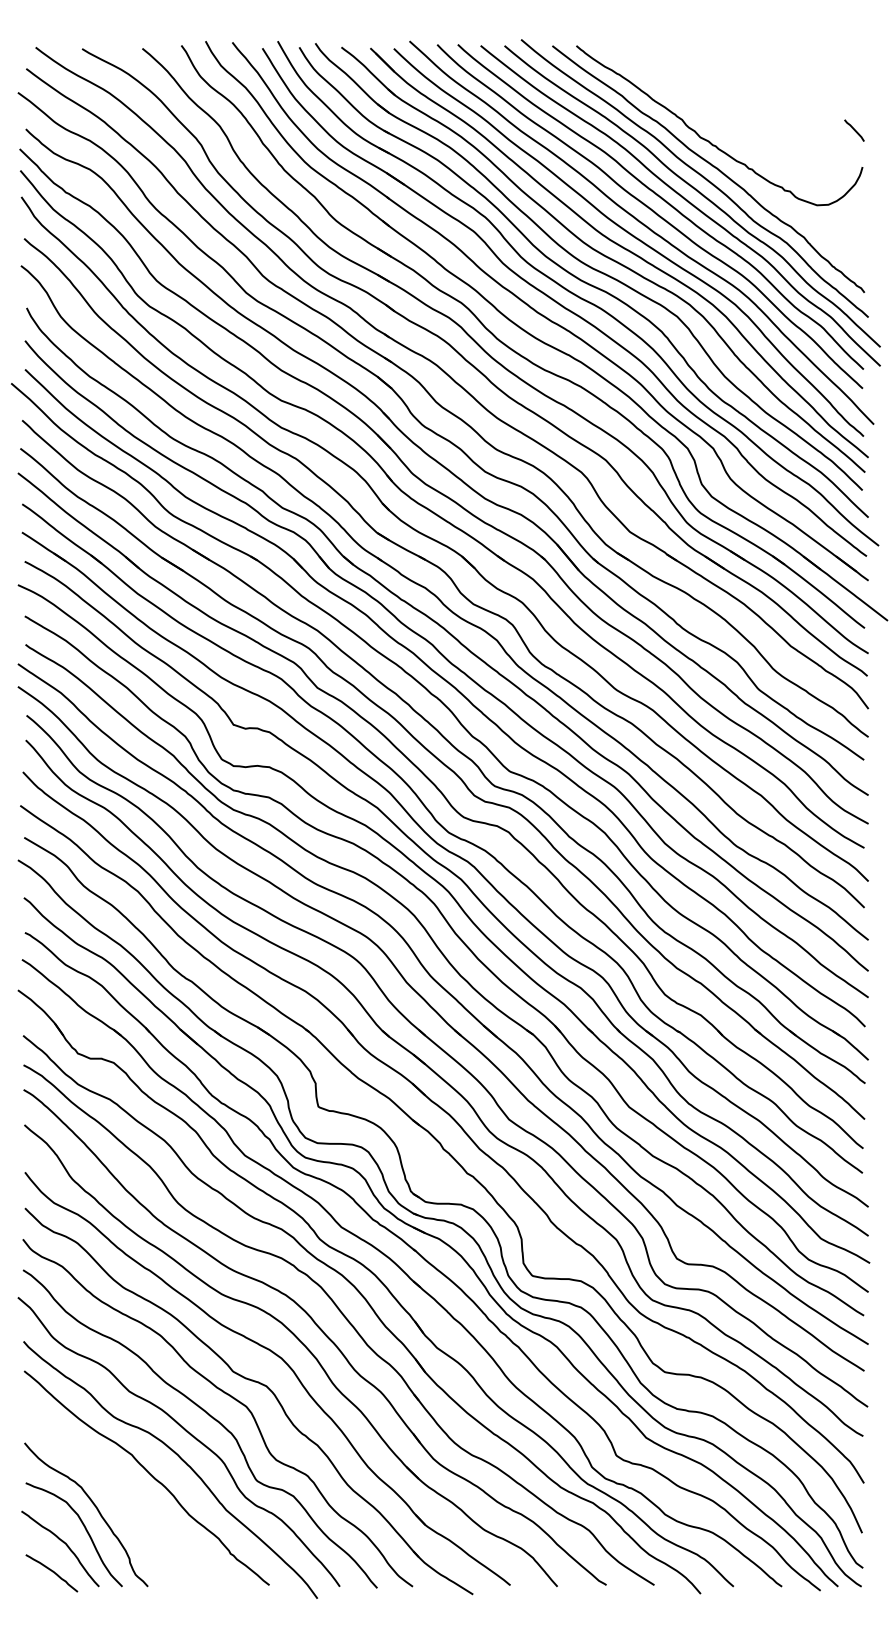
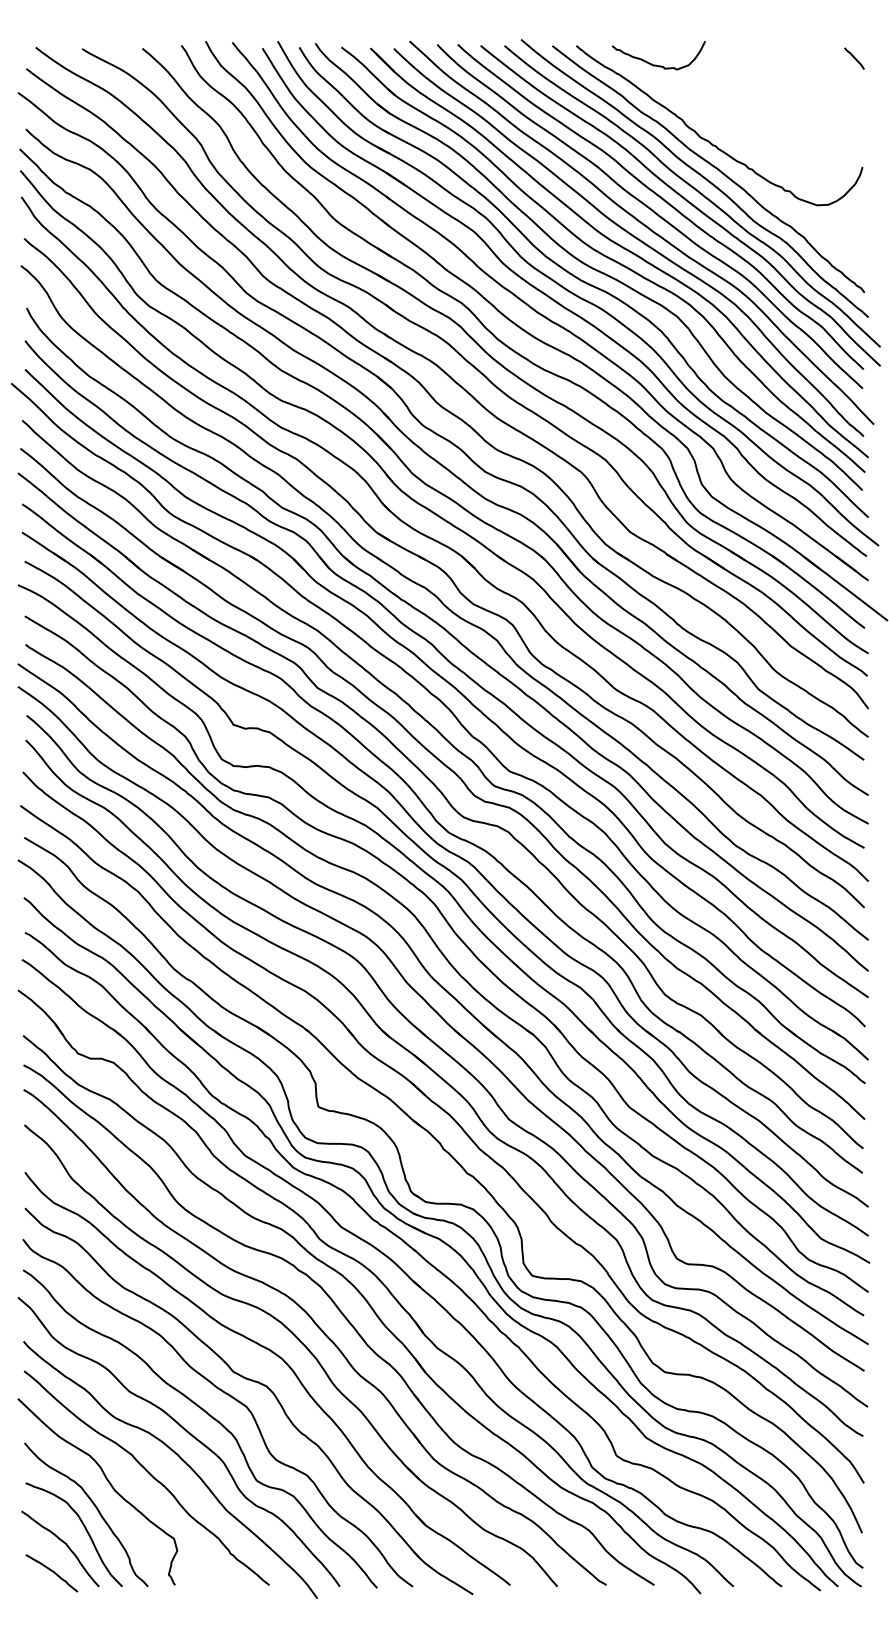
curve: none -> present (656, 64)
line position: (854, 130) -> (854, 58) (854, 58)
curve: none -> present (109, 1484)
